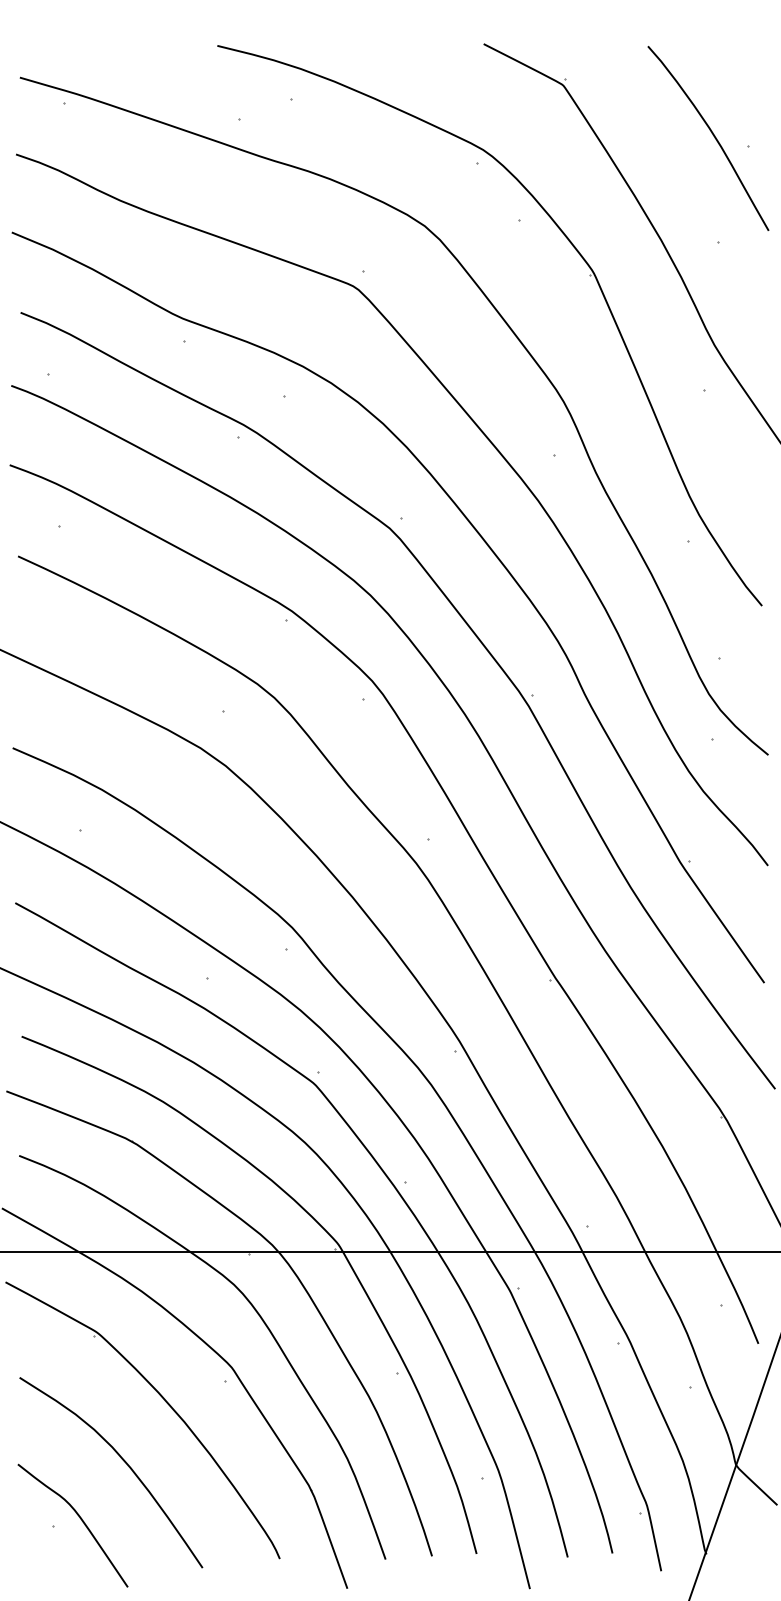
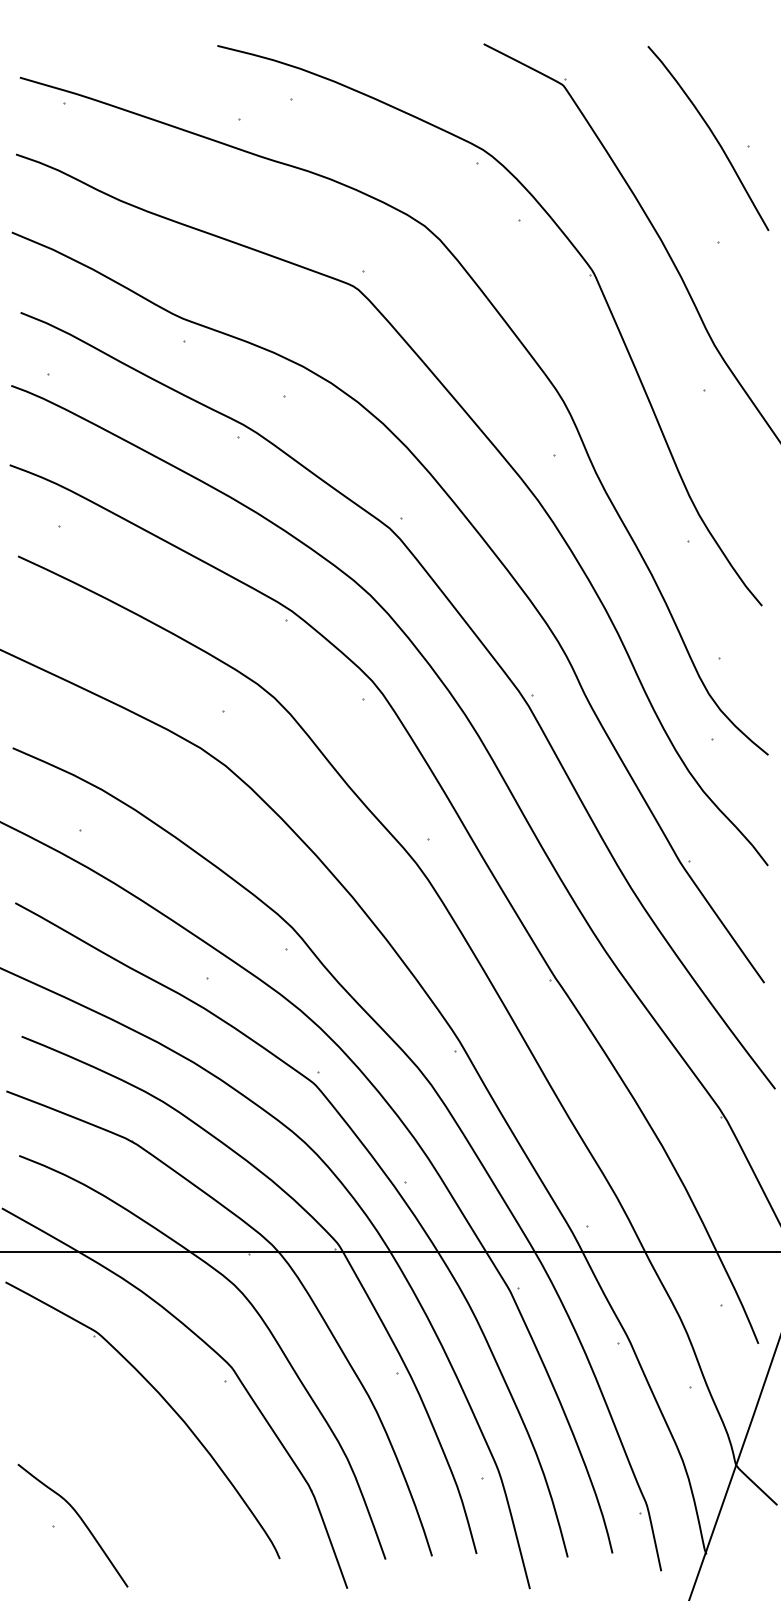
curve: present -> none (122, 1460)
